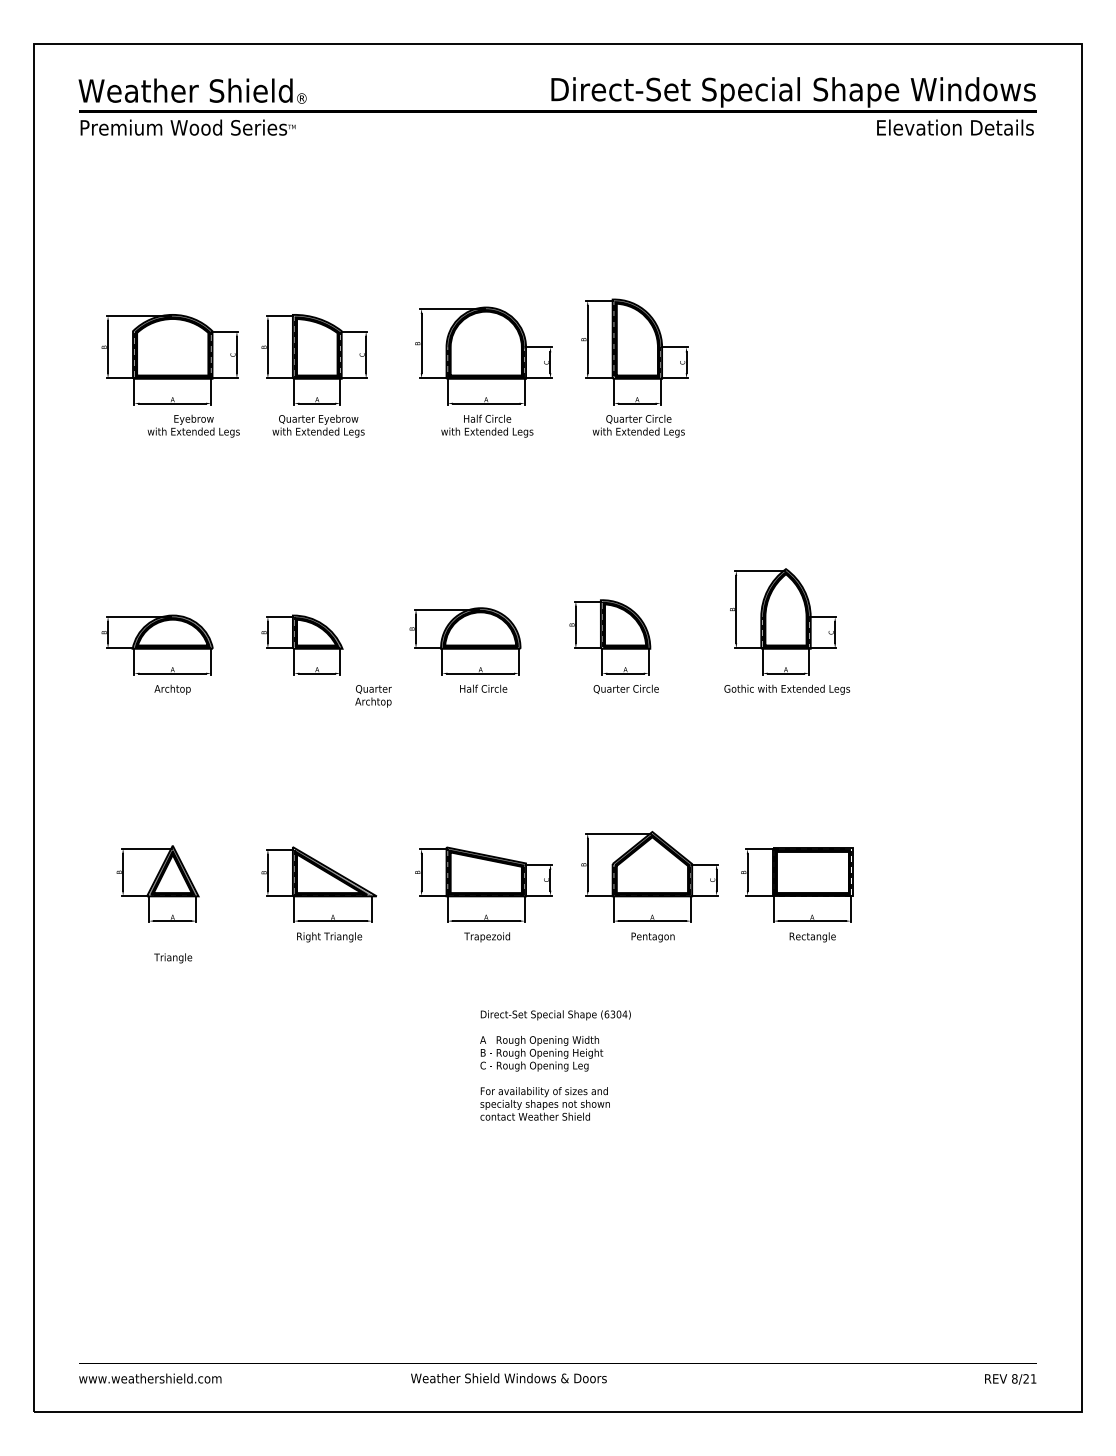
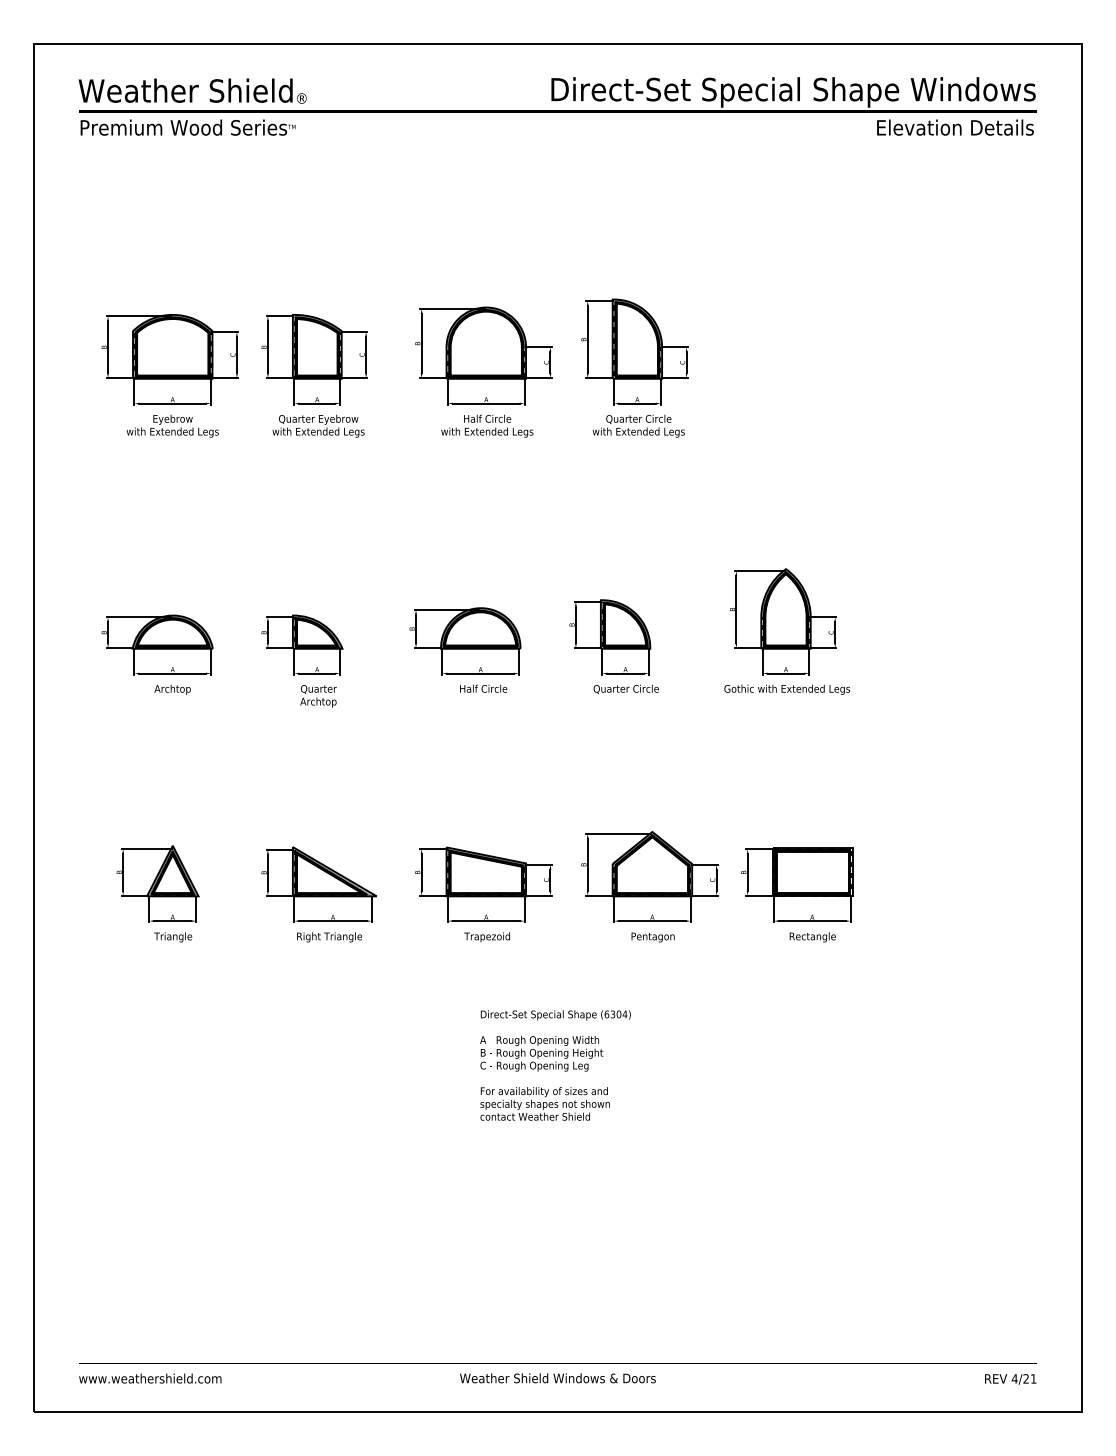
text position: (193, 425) -> (172, 425) (172, 425)
text position: (373, 696) -> (318, 696) (318, 696)
text position: (173, 958) -> (173, 937) (173, 937)
text position: (508, 1378) -> (557, 1378) (557, 1378)
text: 8/21 -> 4/21 (1014, 1378)
